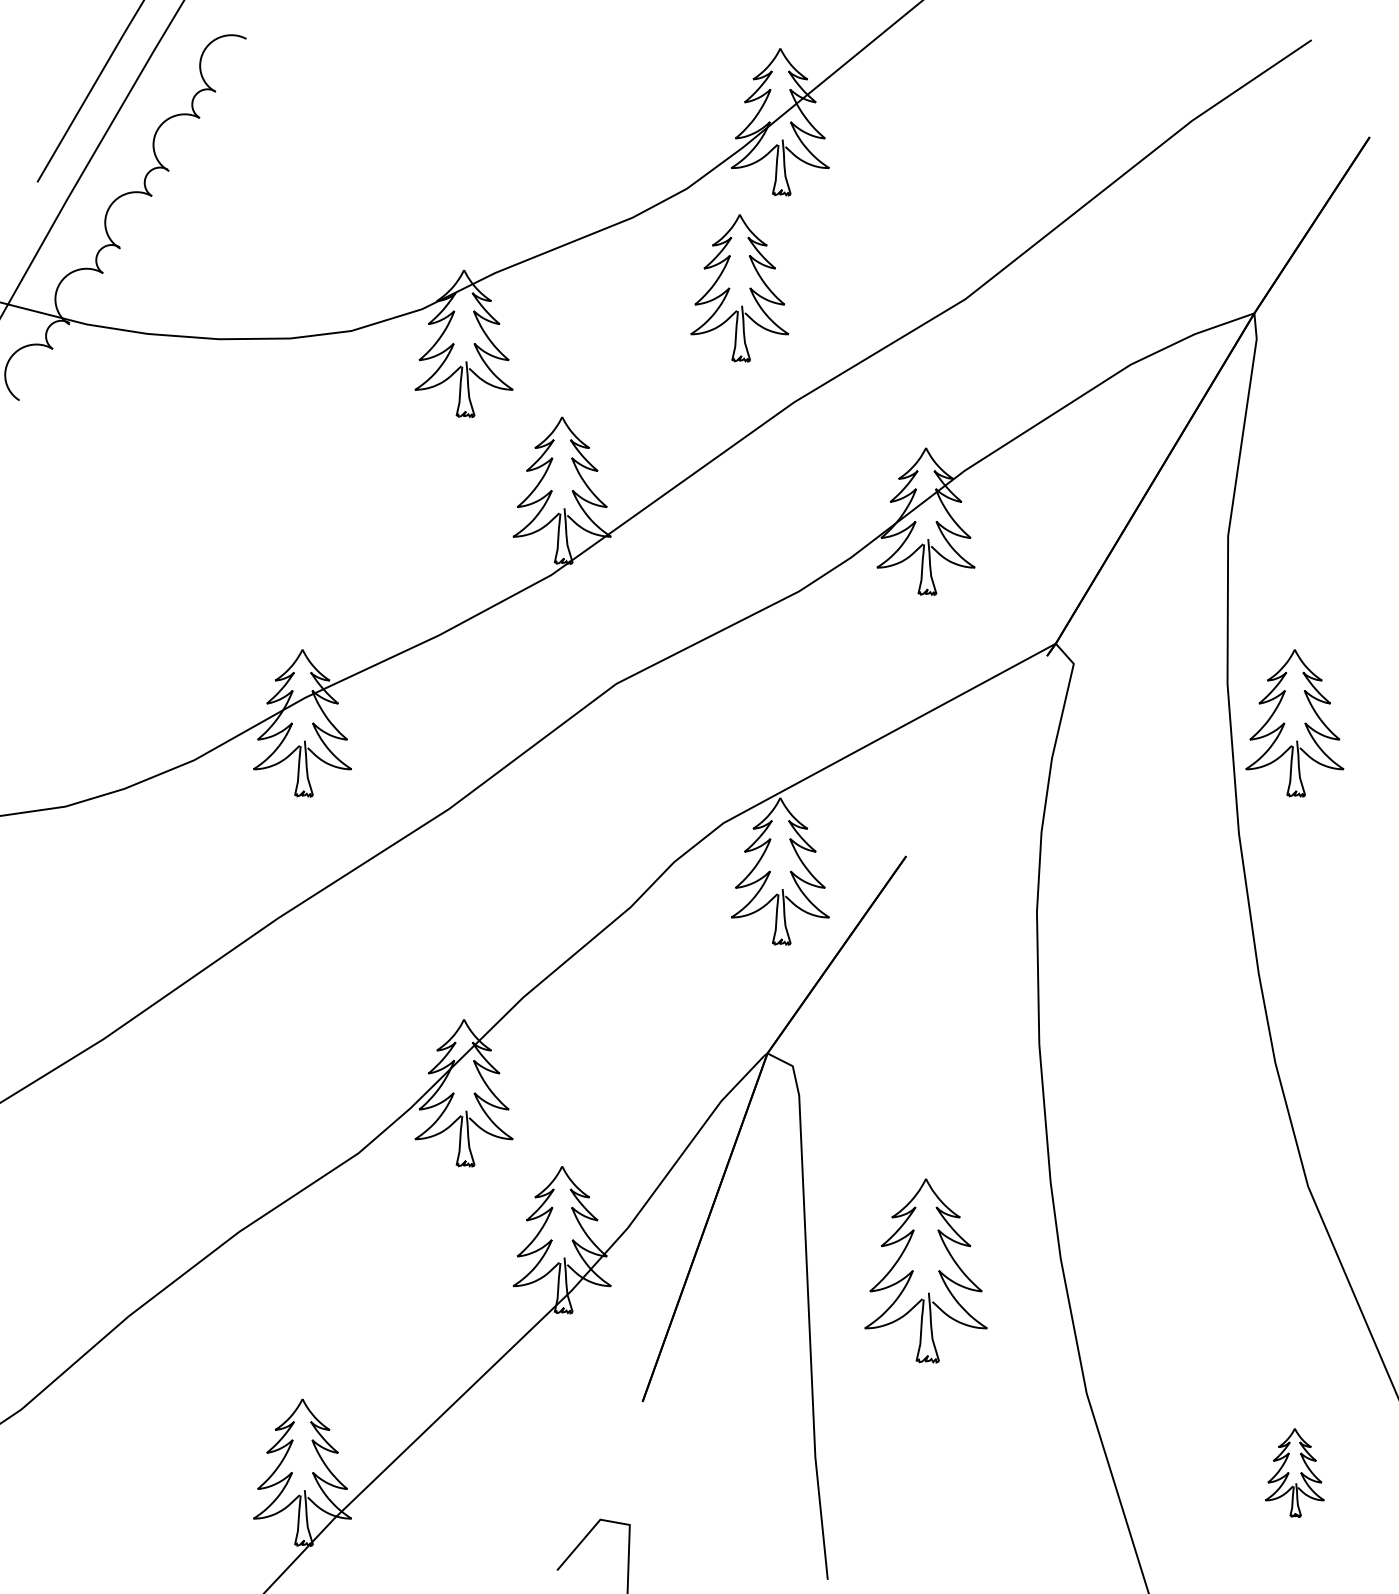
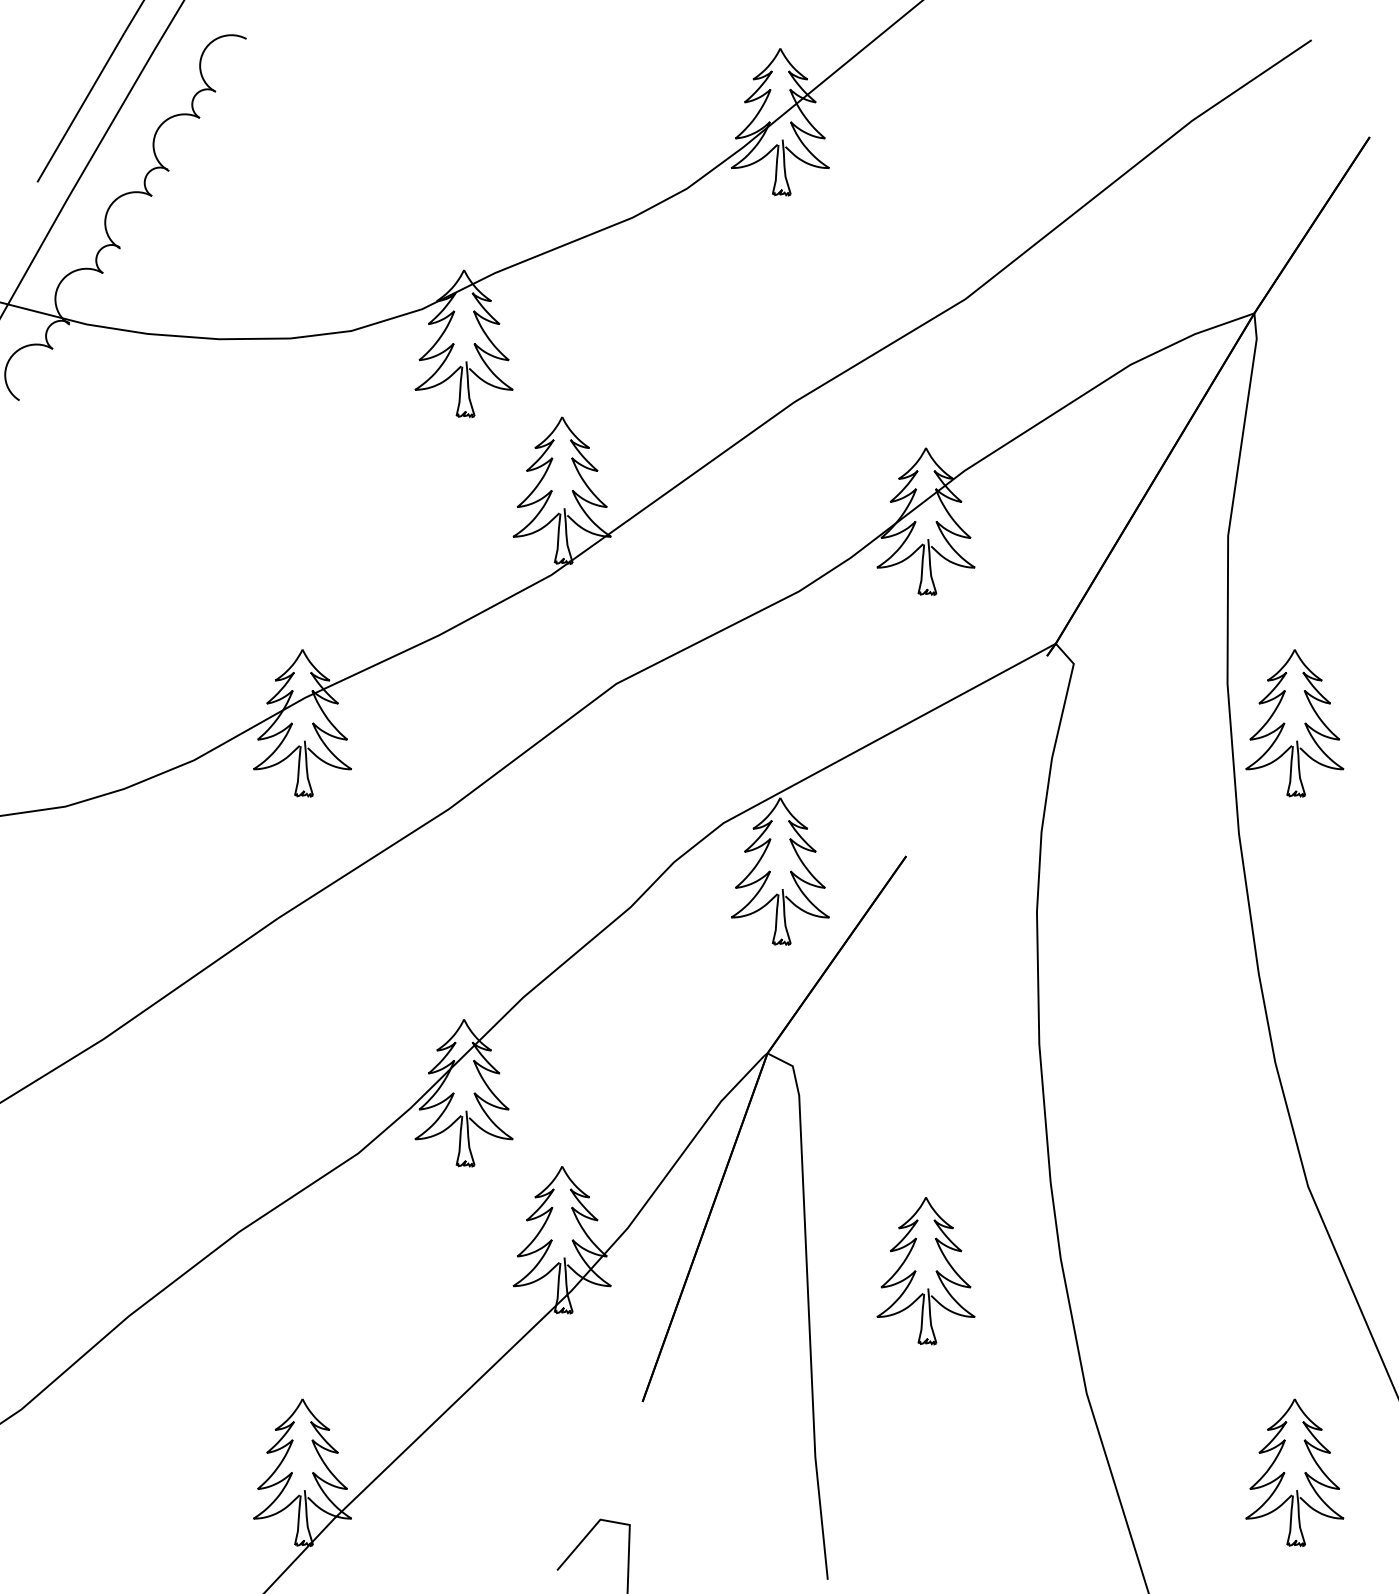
part: present -> none (739, 288)
part size: 124x186 px -> 100x149 px (925, 1271)
part size: 60x90 px -> 100x150 px (1294, 1472)
